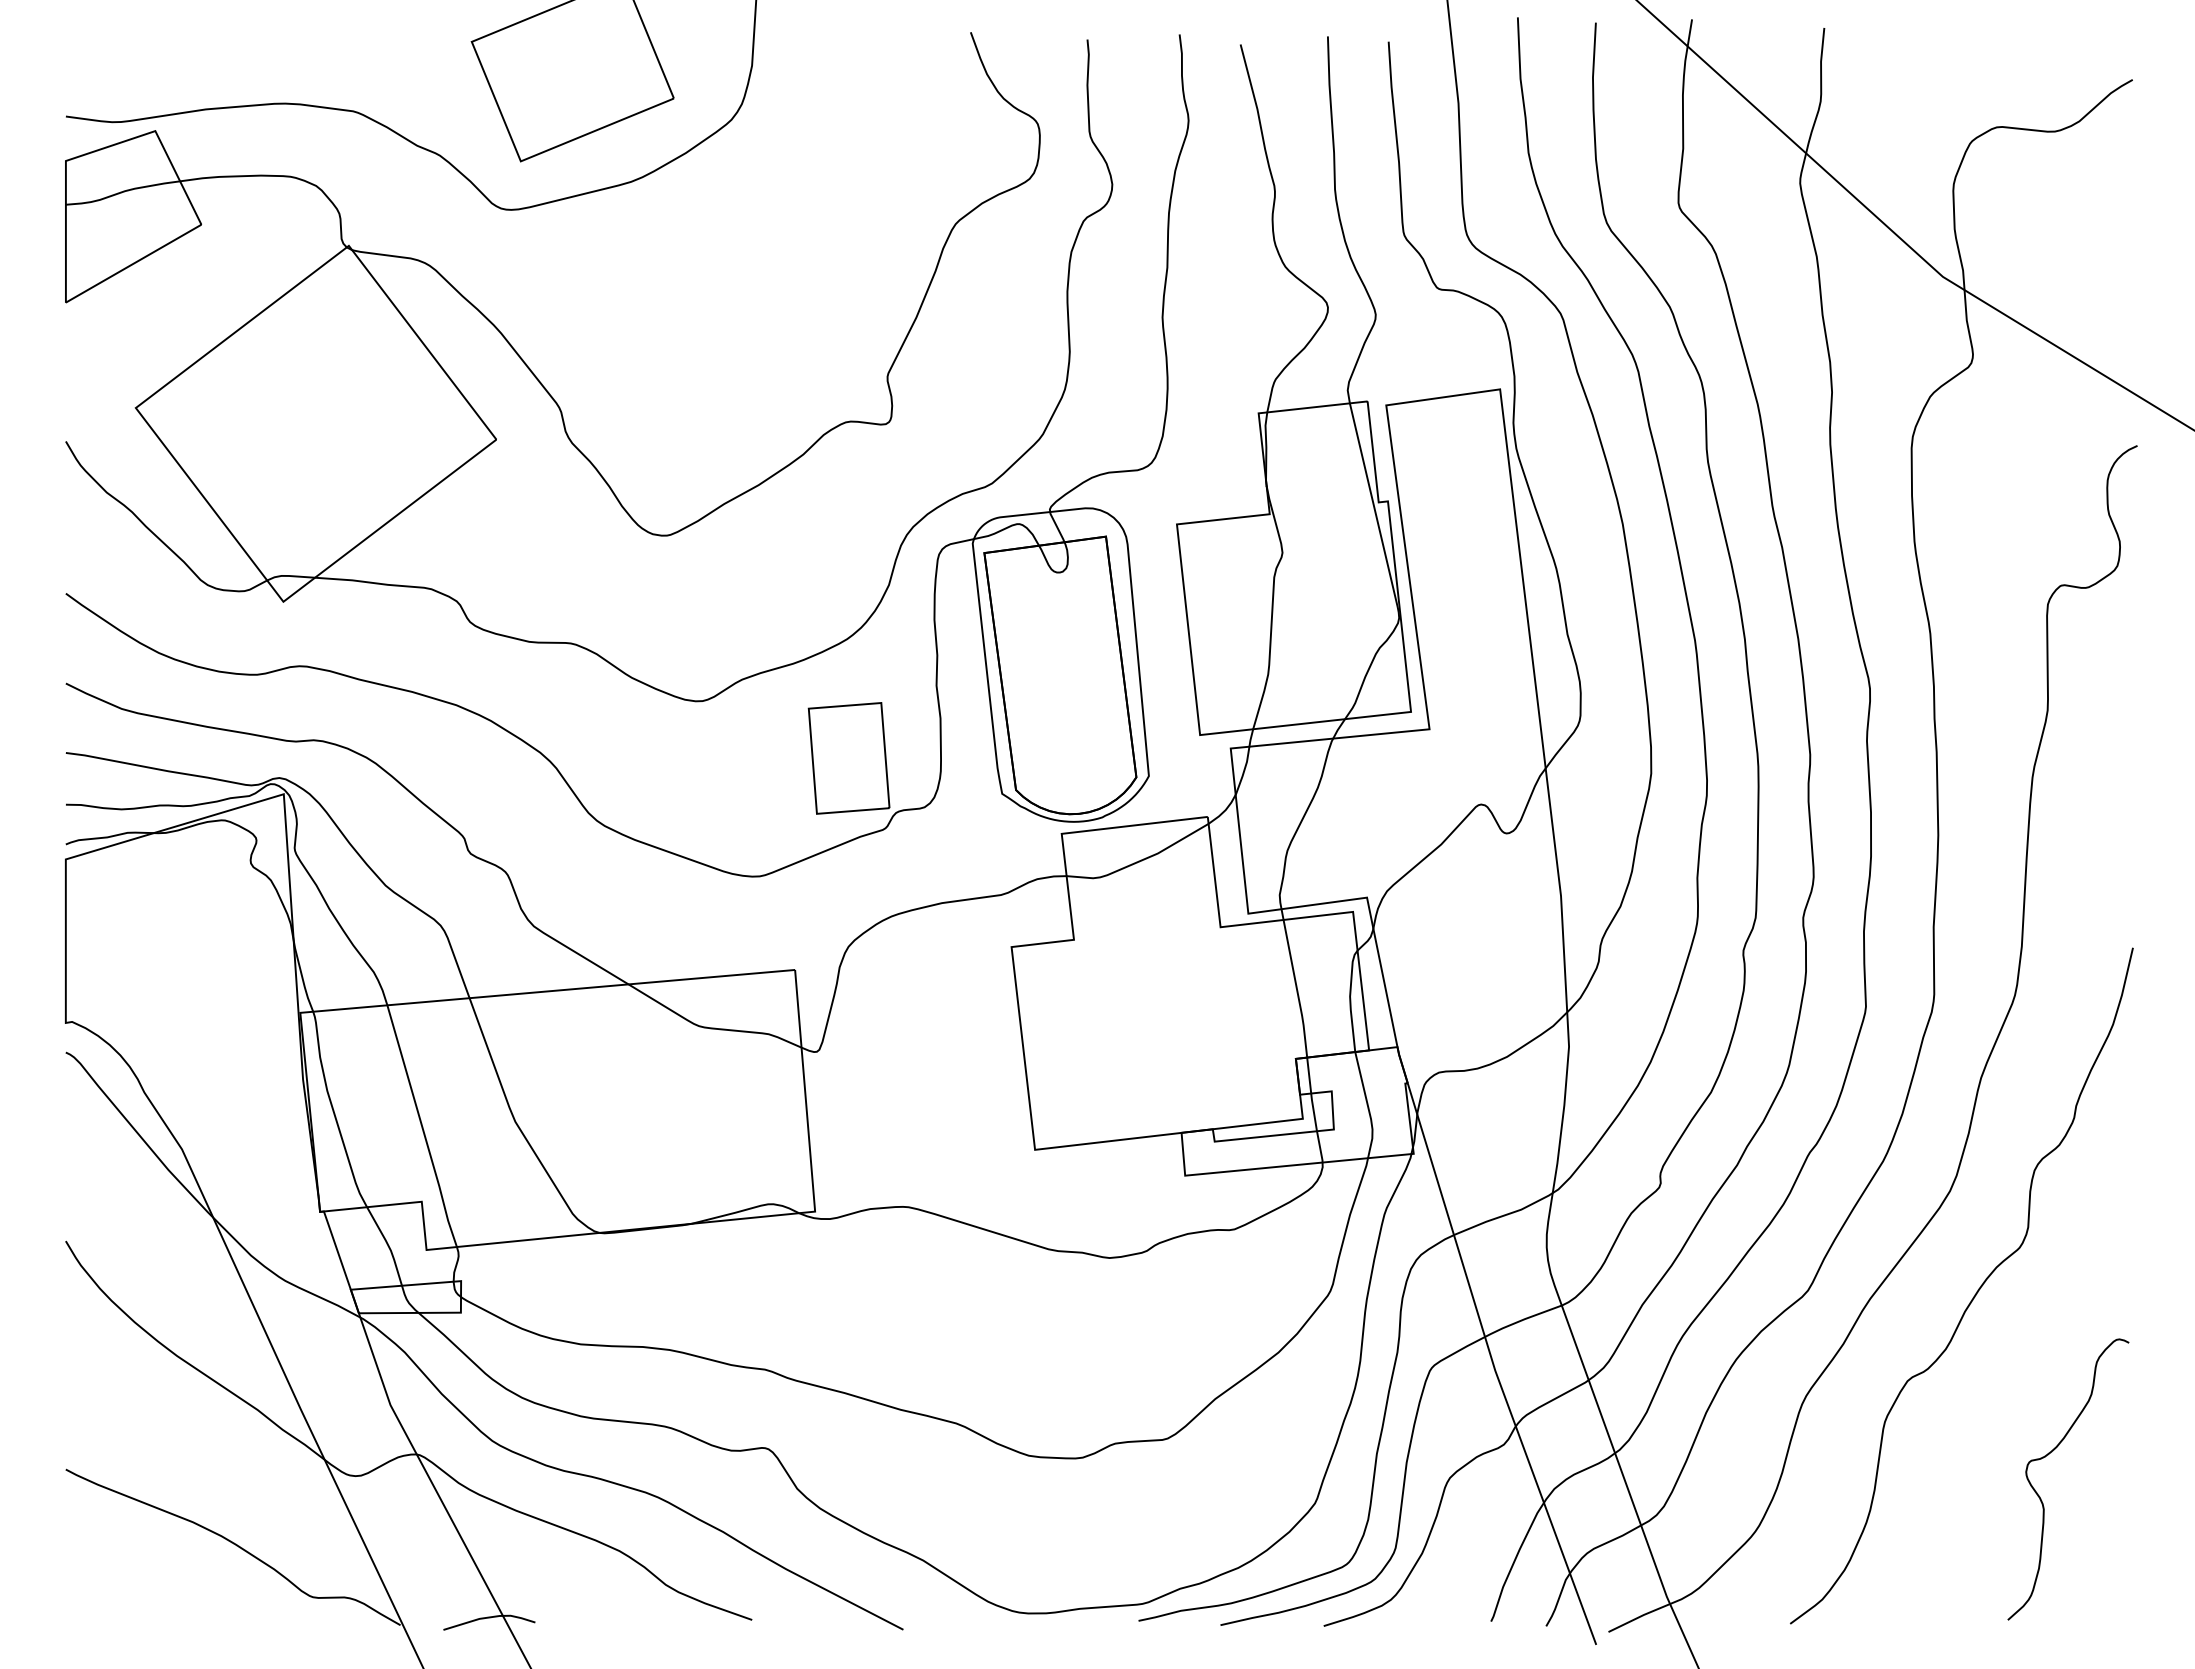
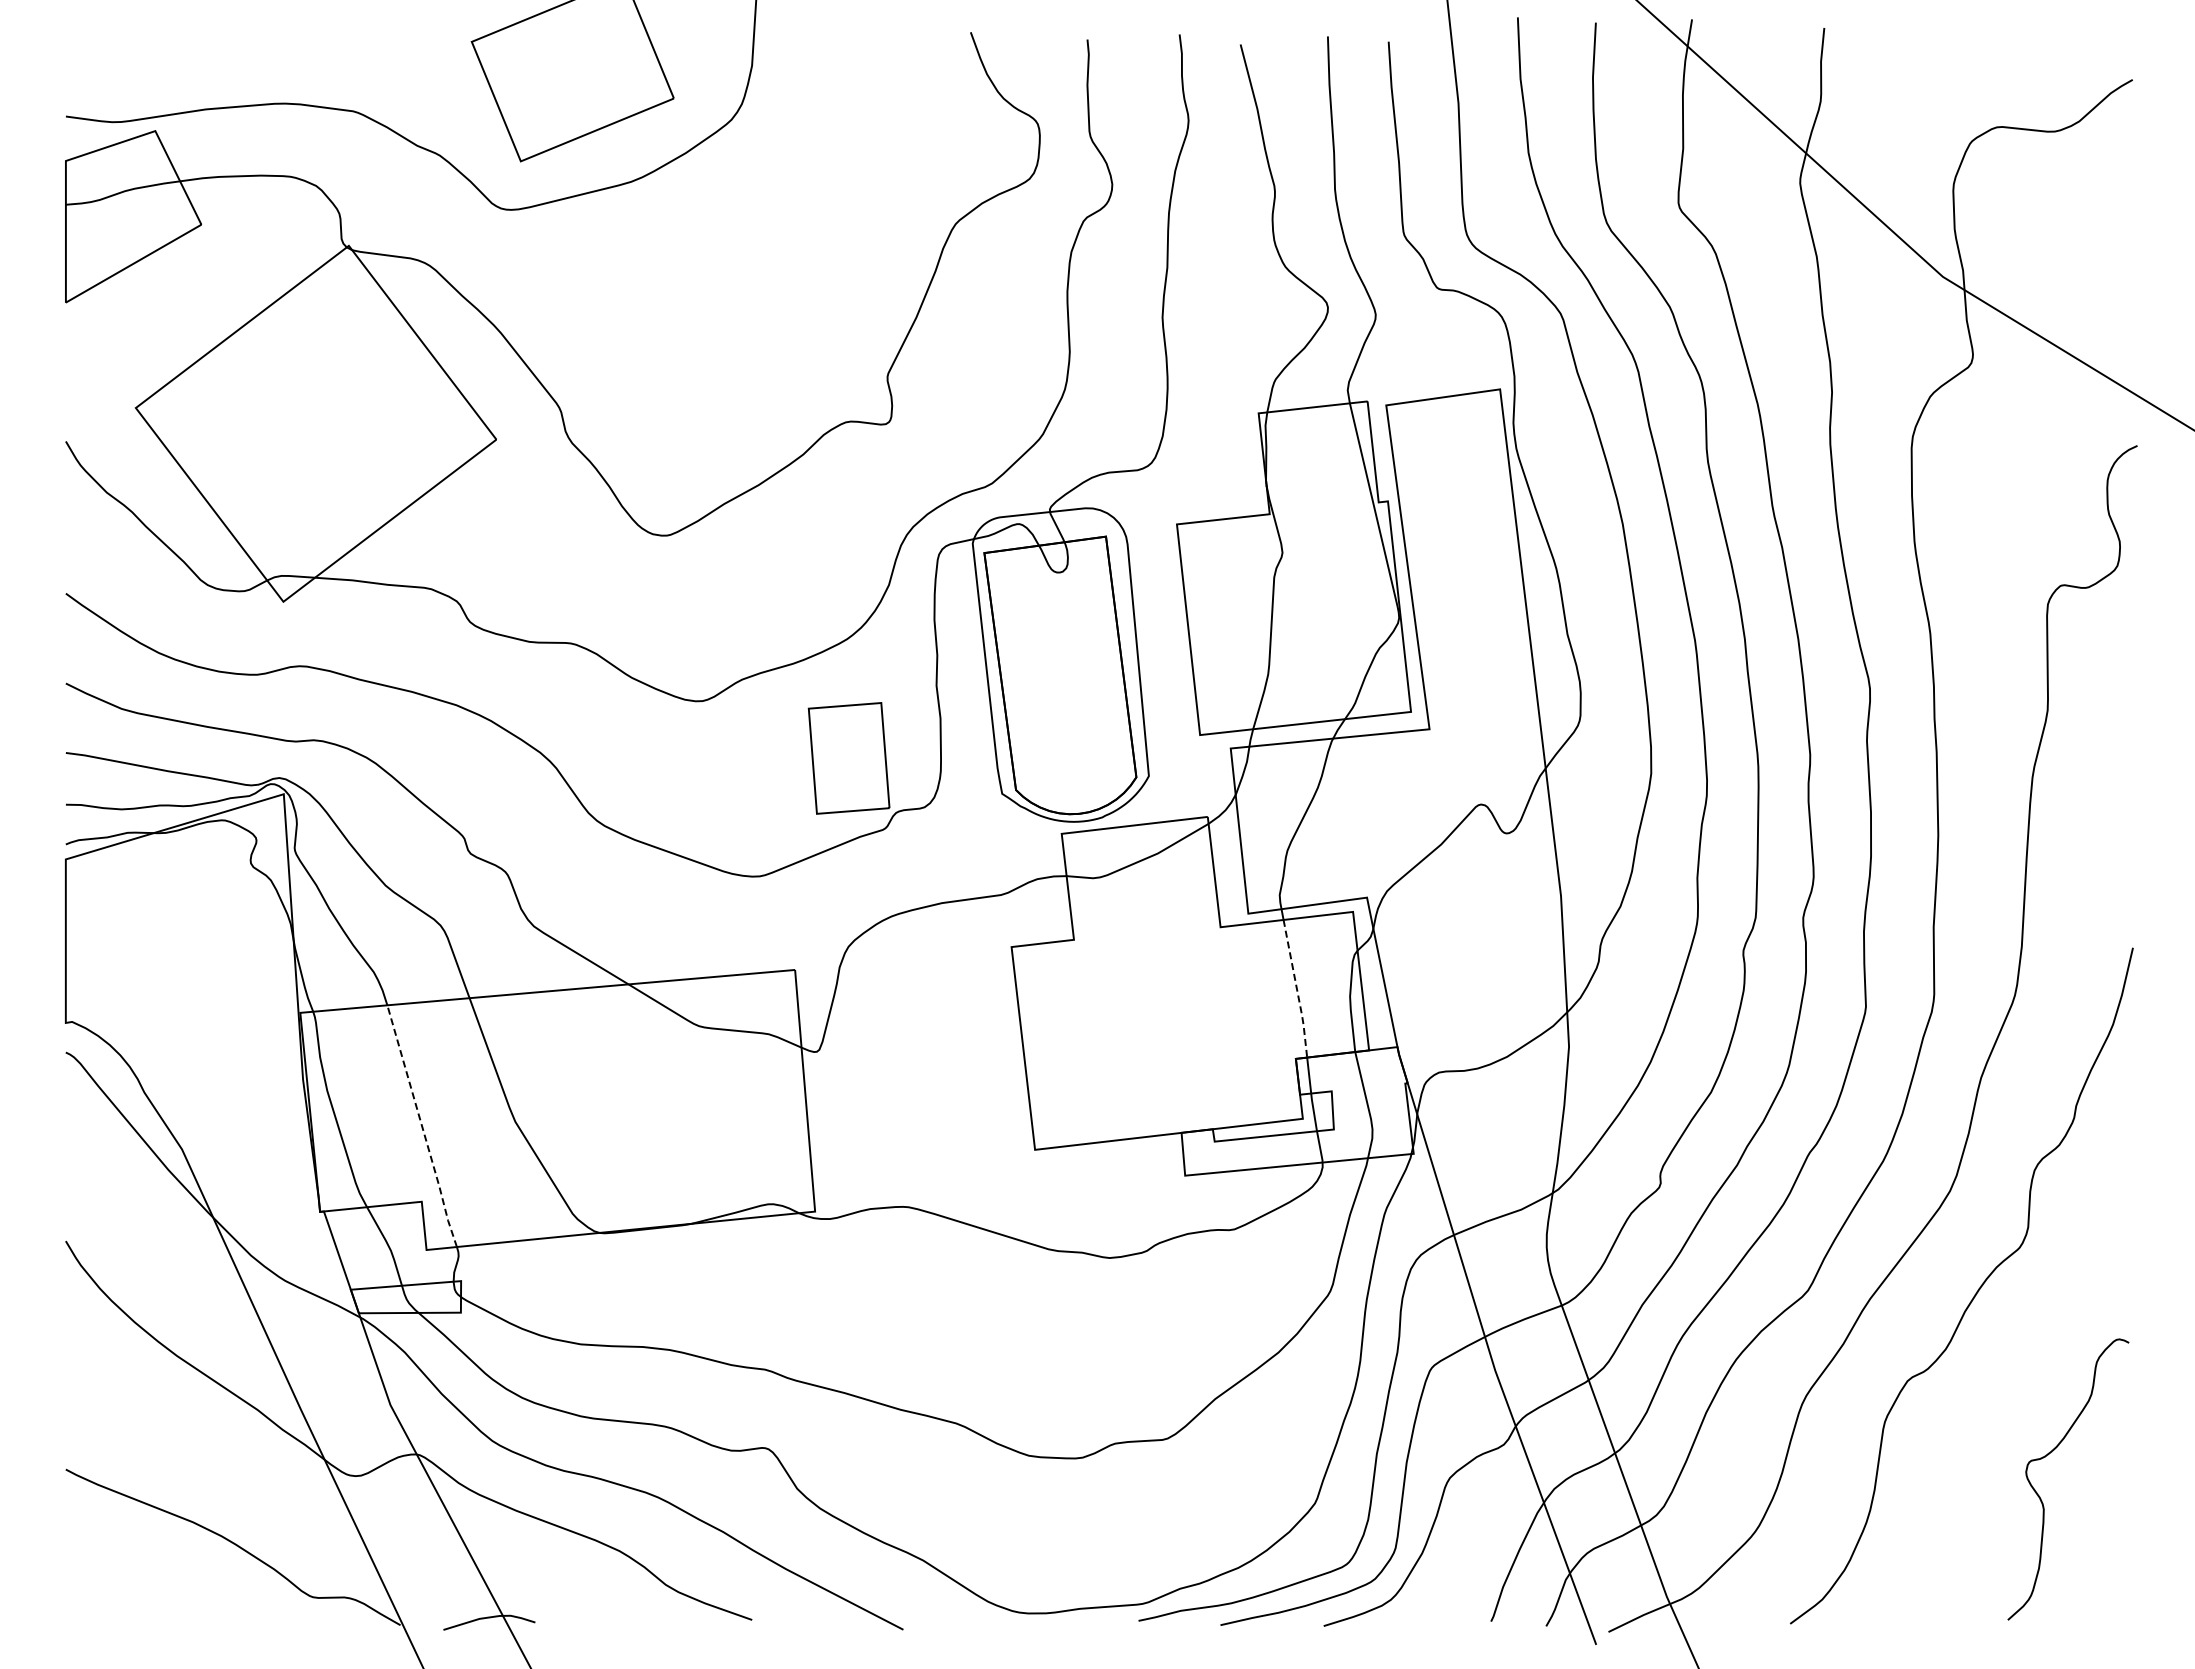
line: solid -> dashed (1297, 990)
line: solid -> dashed (422, 1126)
